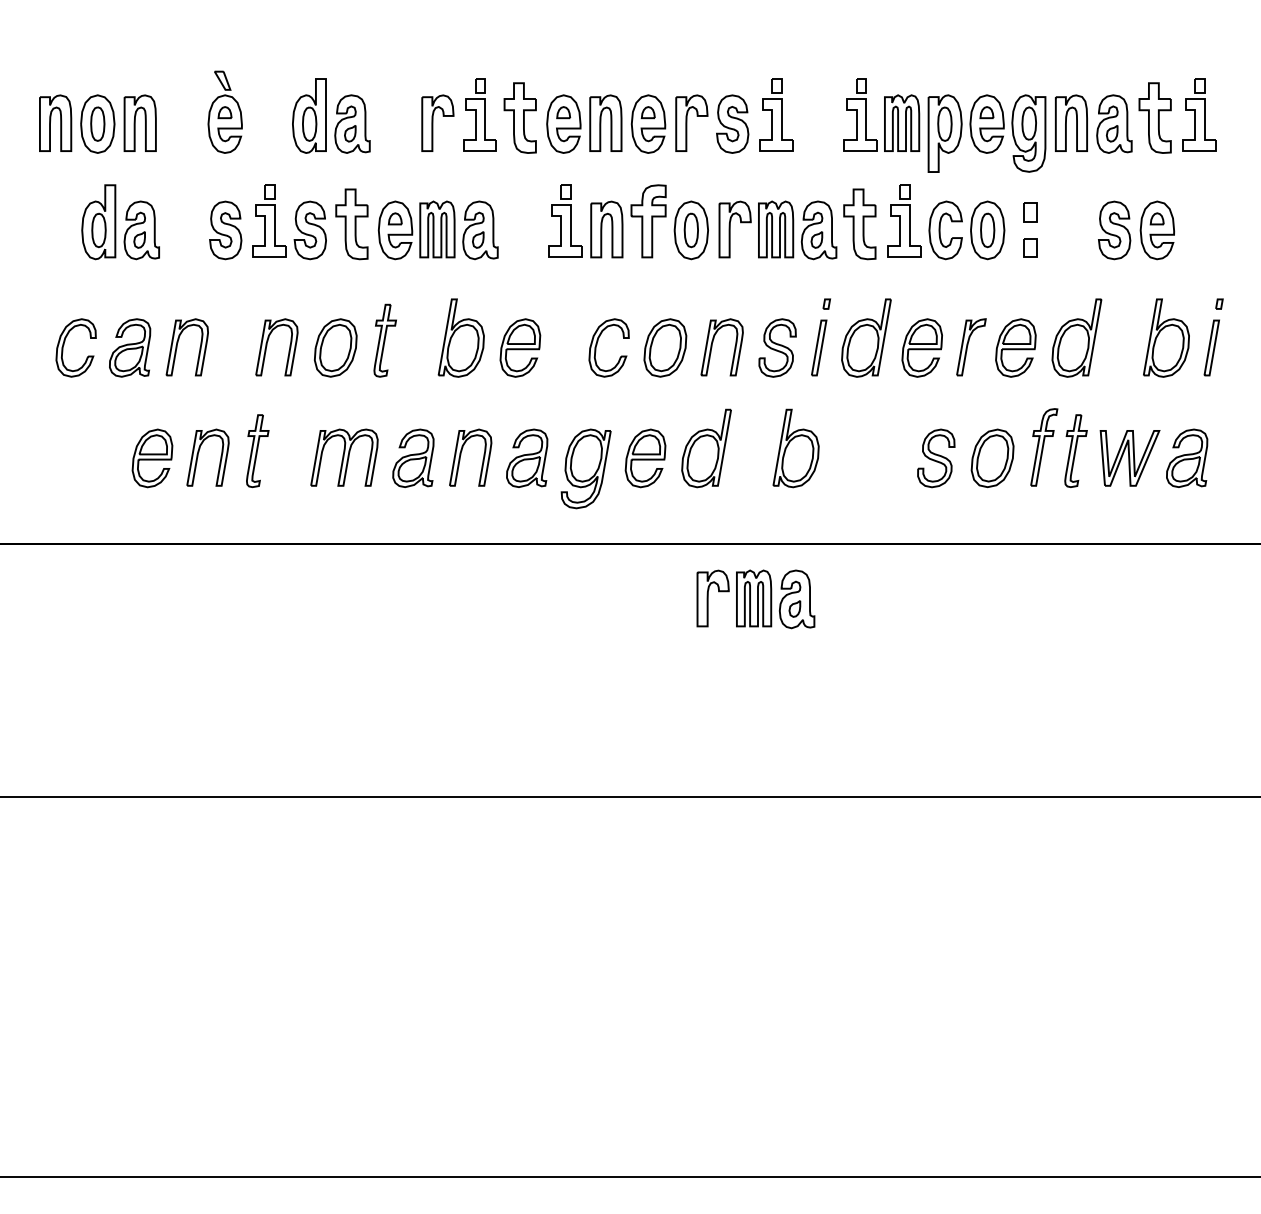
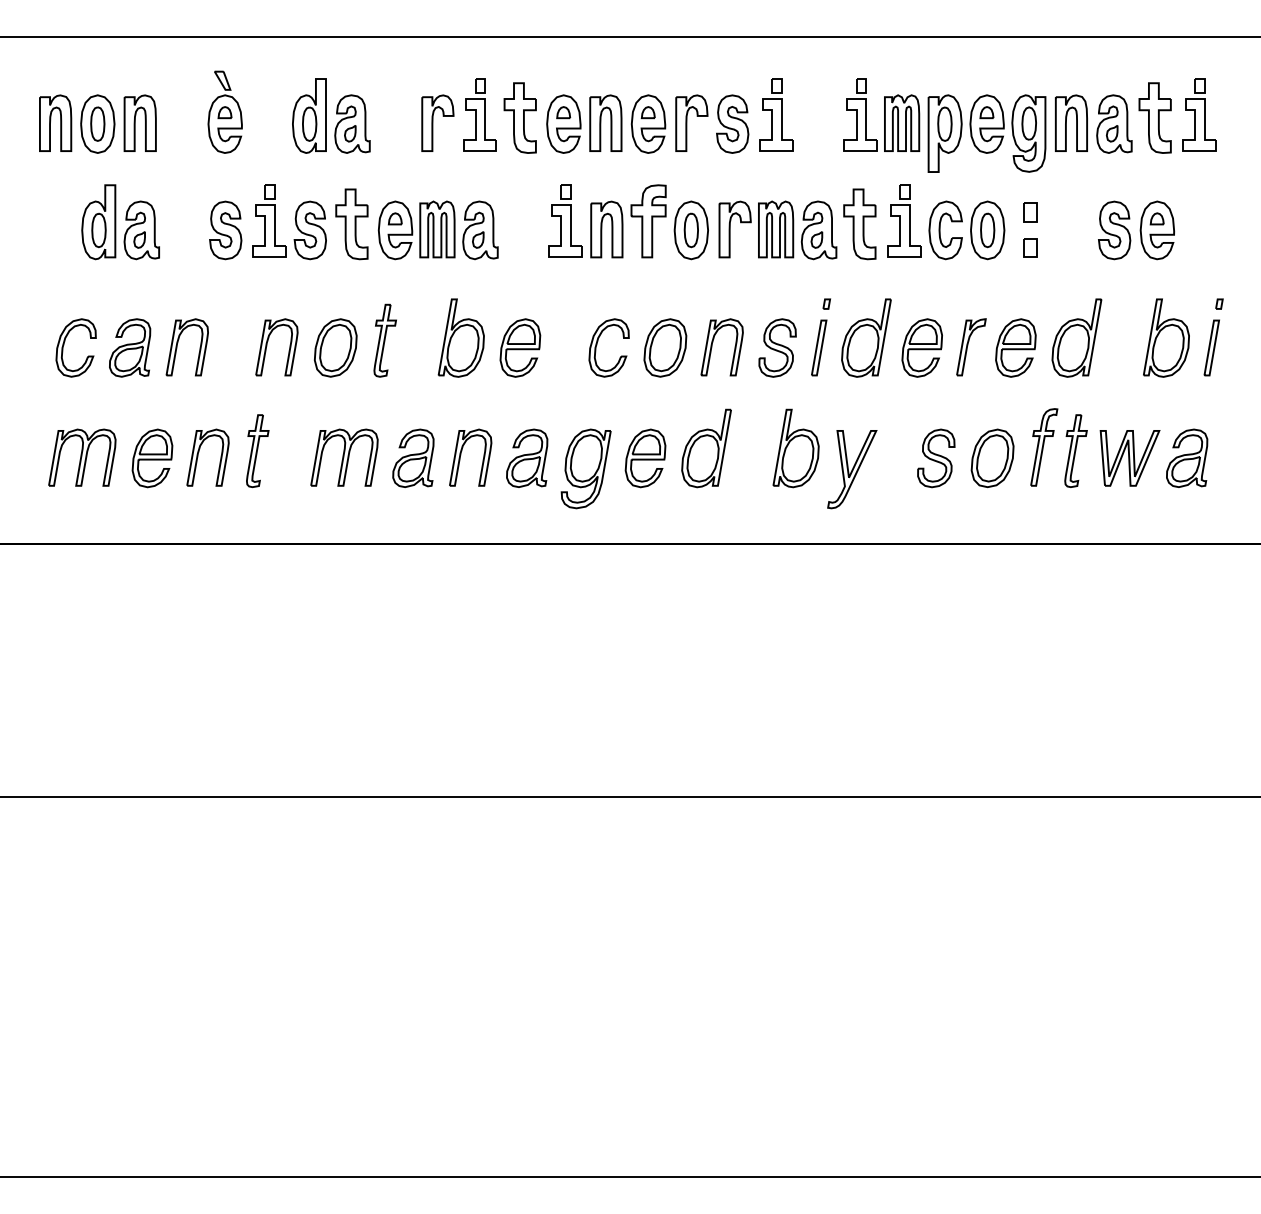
line: none -> present (629, 36)
part: none -> present (82, 457)
part: none -> present (852, 469)
part: present -> none (755, 599)
